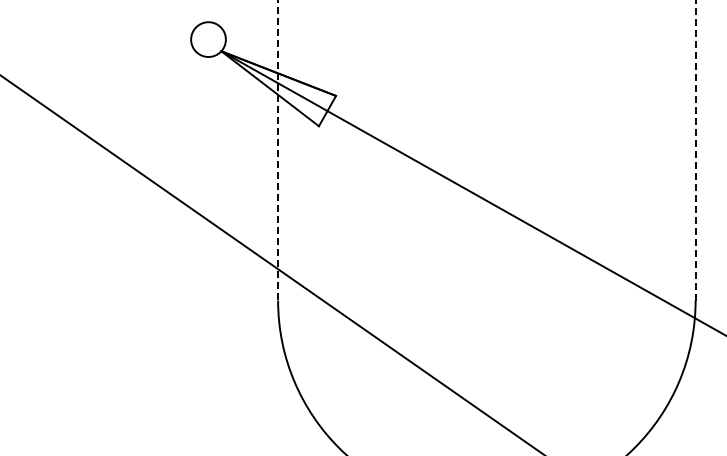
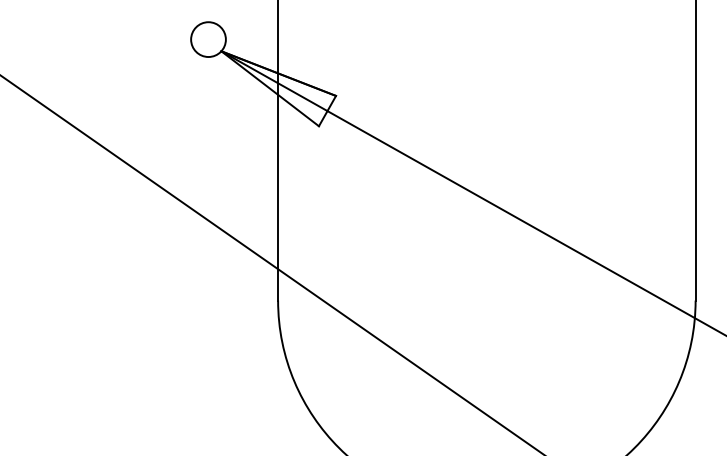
line: dashed -> solid (278, 150)
line: dashed -> solid (695, 150)
